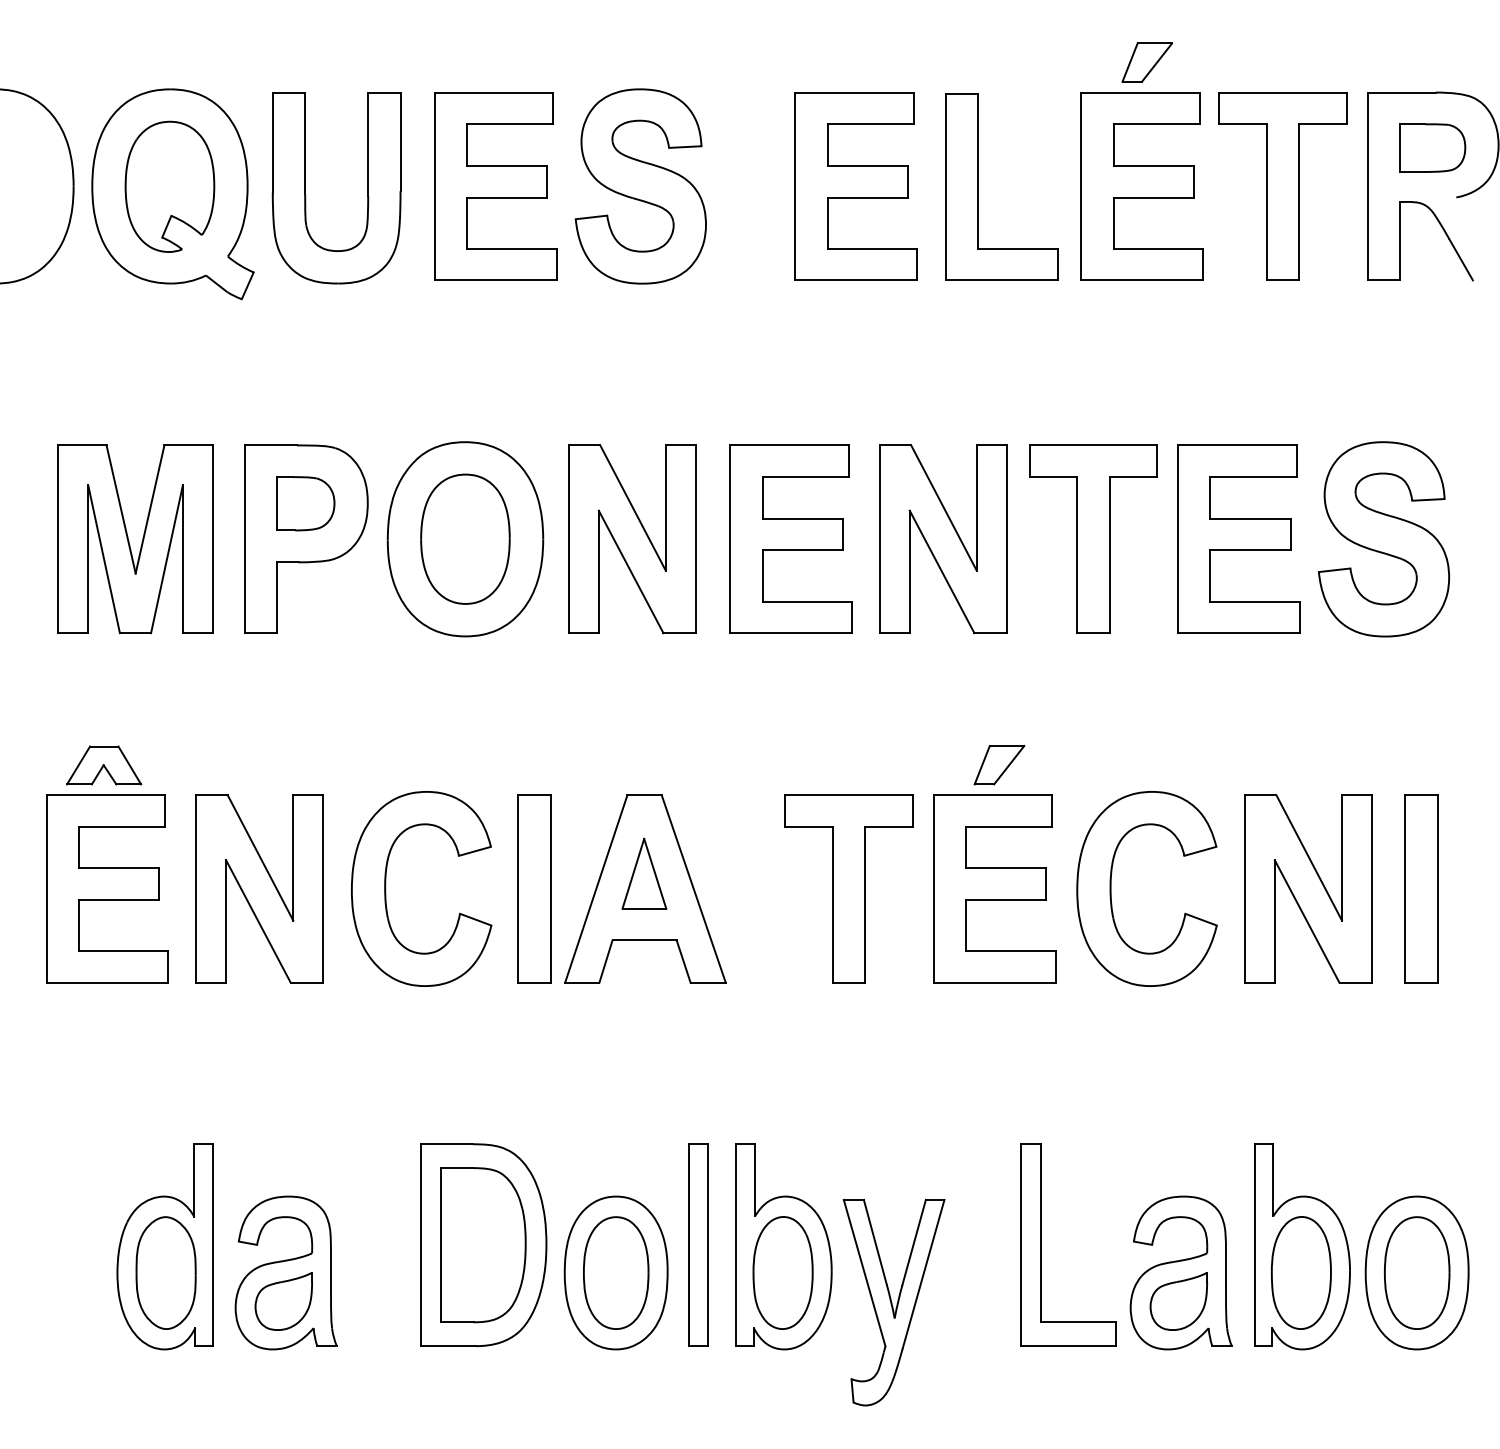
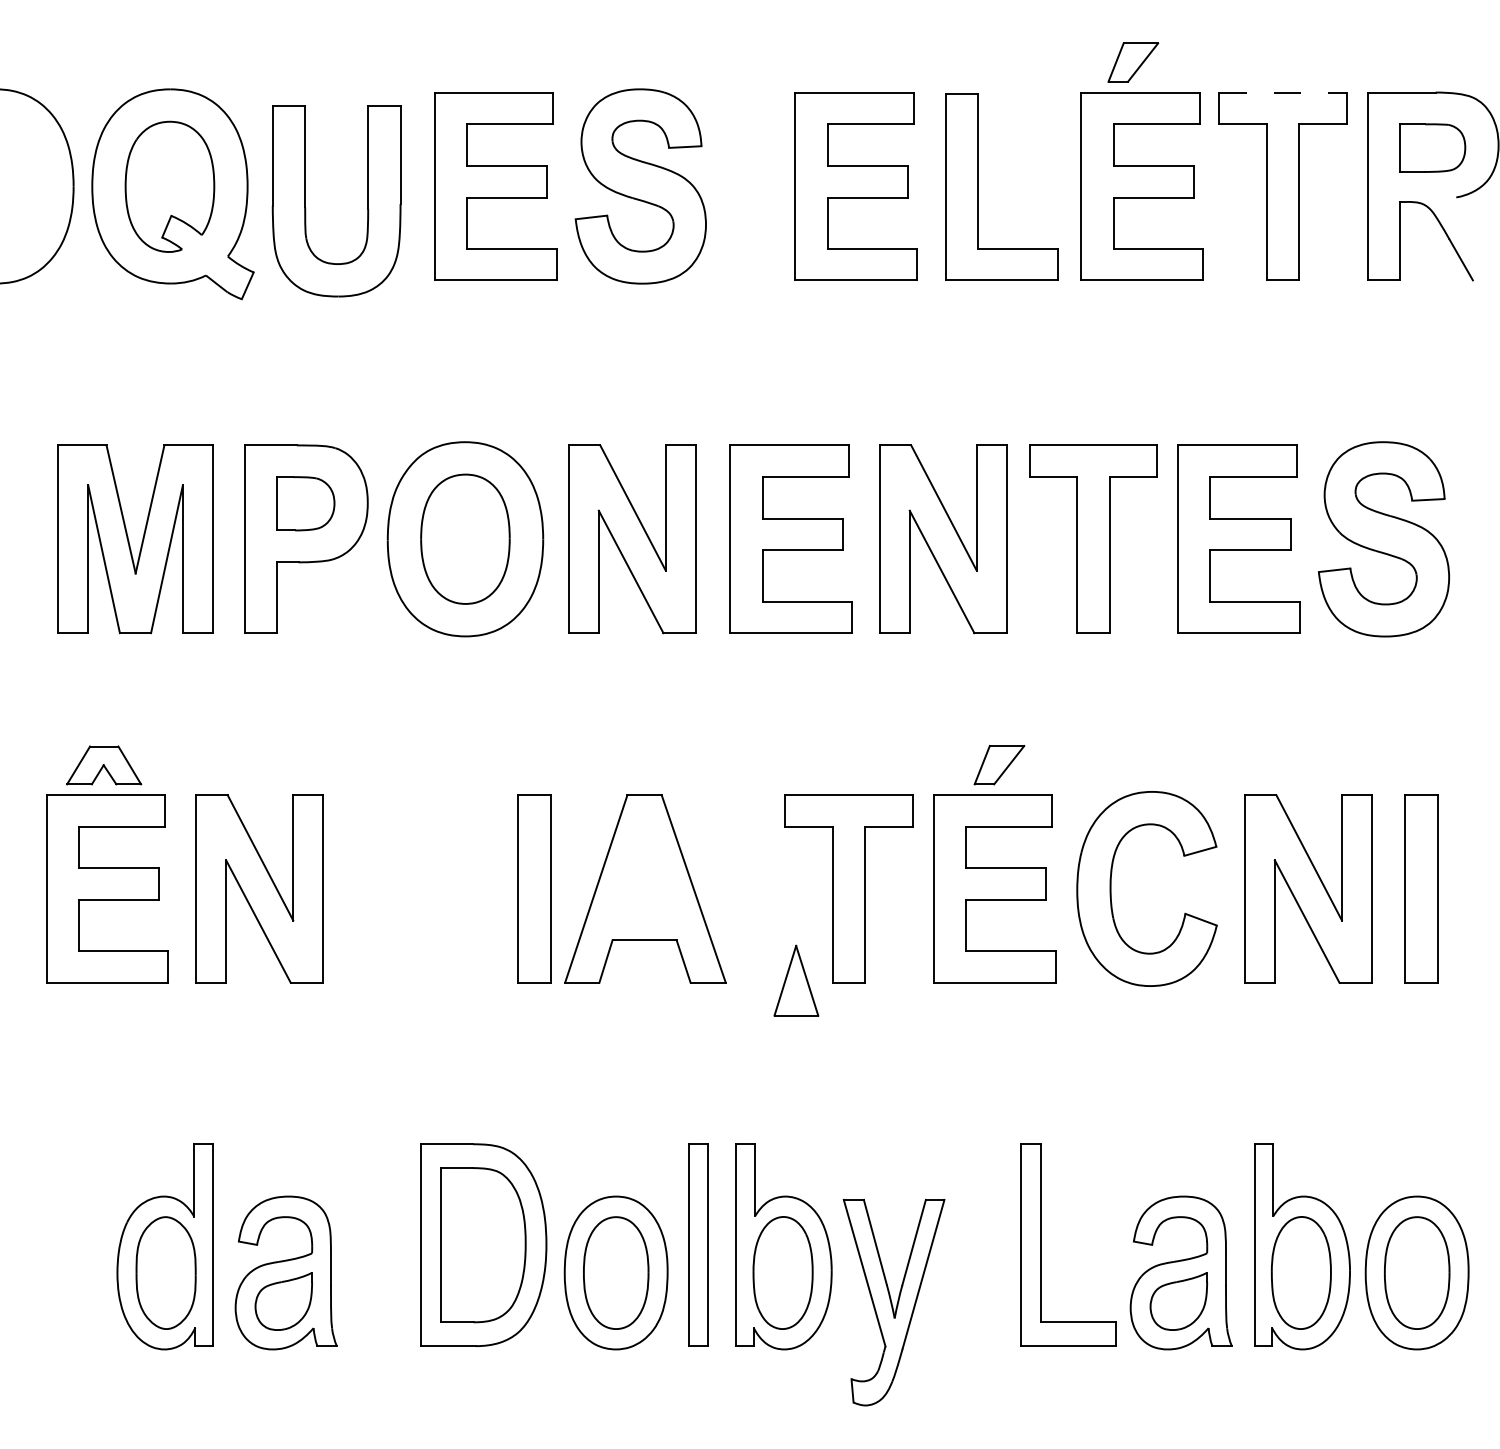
part position: (1147, 62) -> (1133, 62) (1133, 62)
line: solid -> dashed (1282, 92)
part position: (306, 195) -> (306, 208) (306, 208)
part position: (644, 873) -> (796, 980) (796, 980)
part: present -> none (386, 886)
